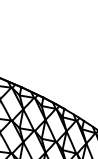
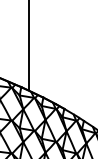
line: none -> present (28, 45)
